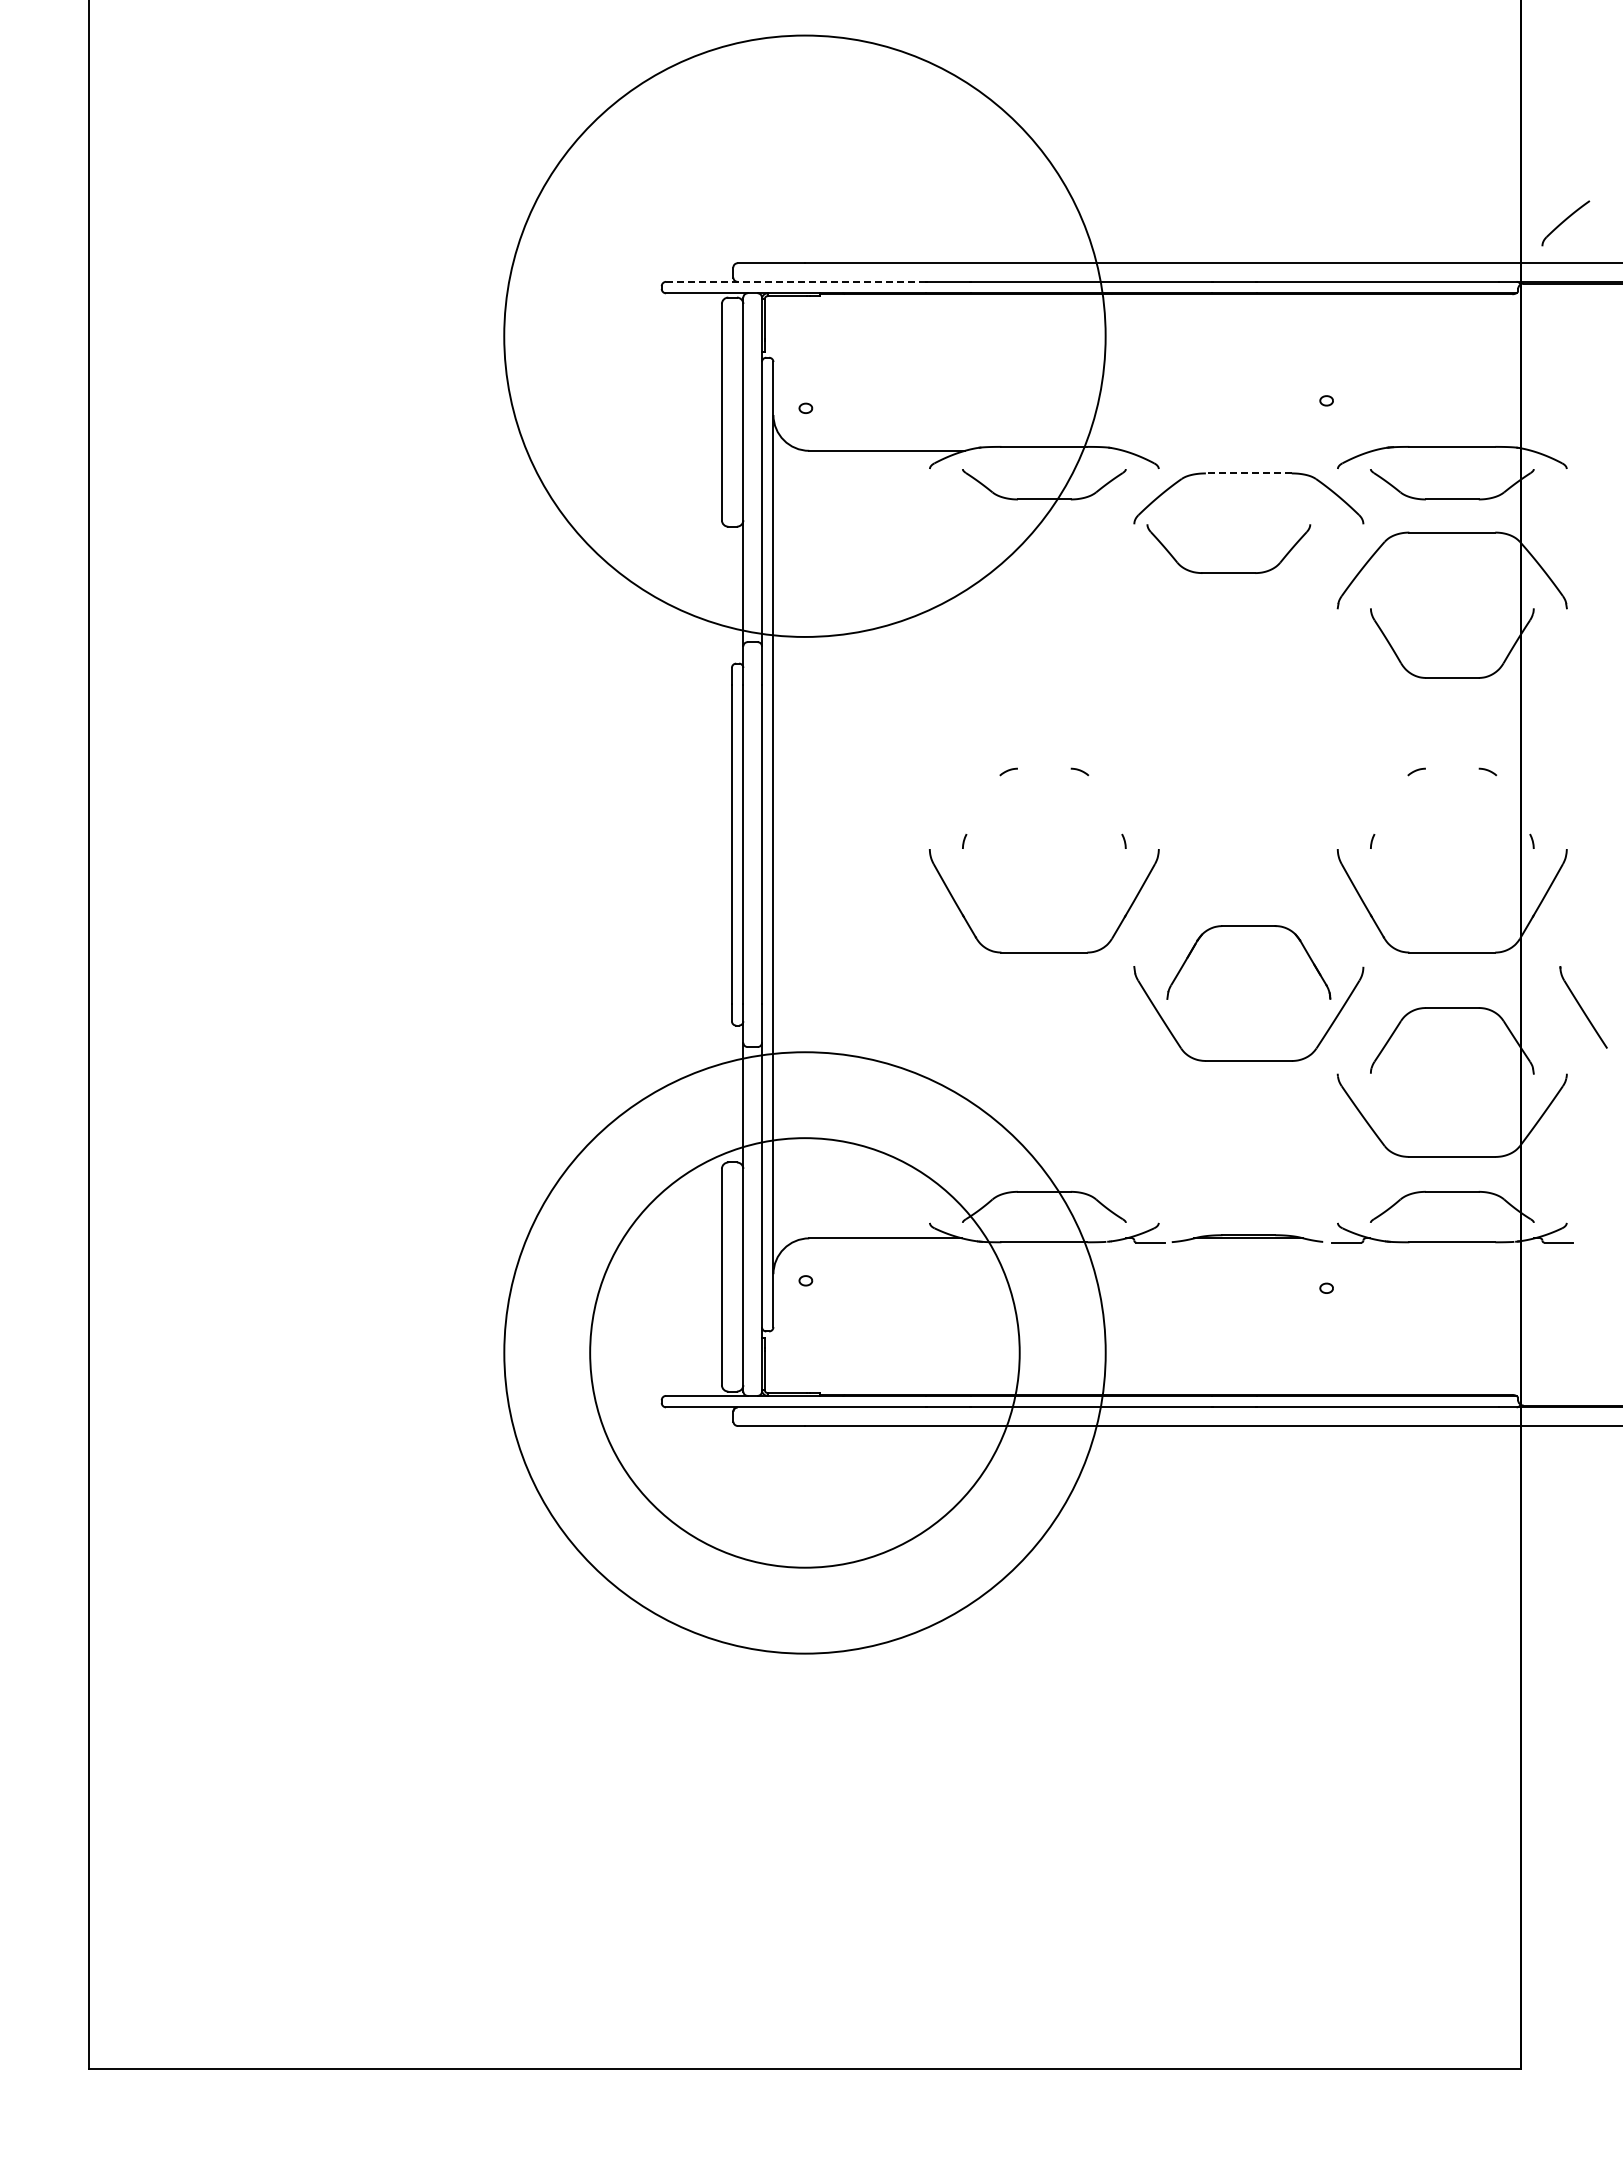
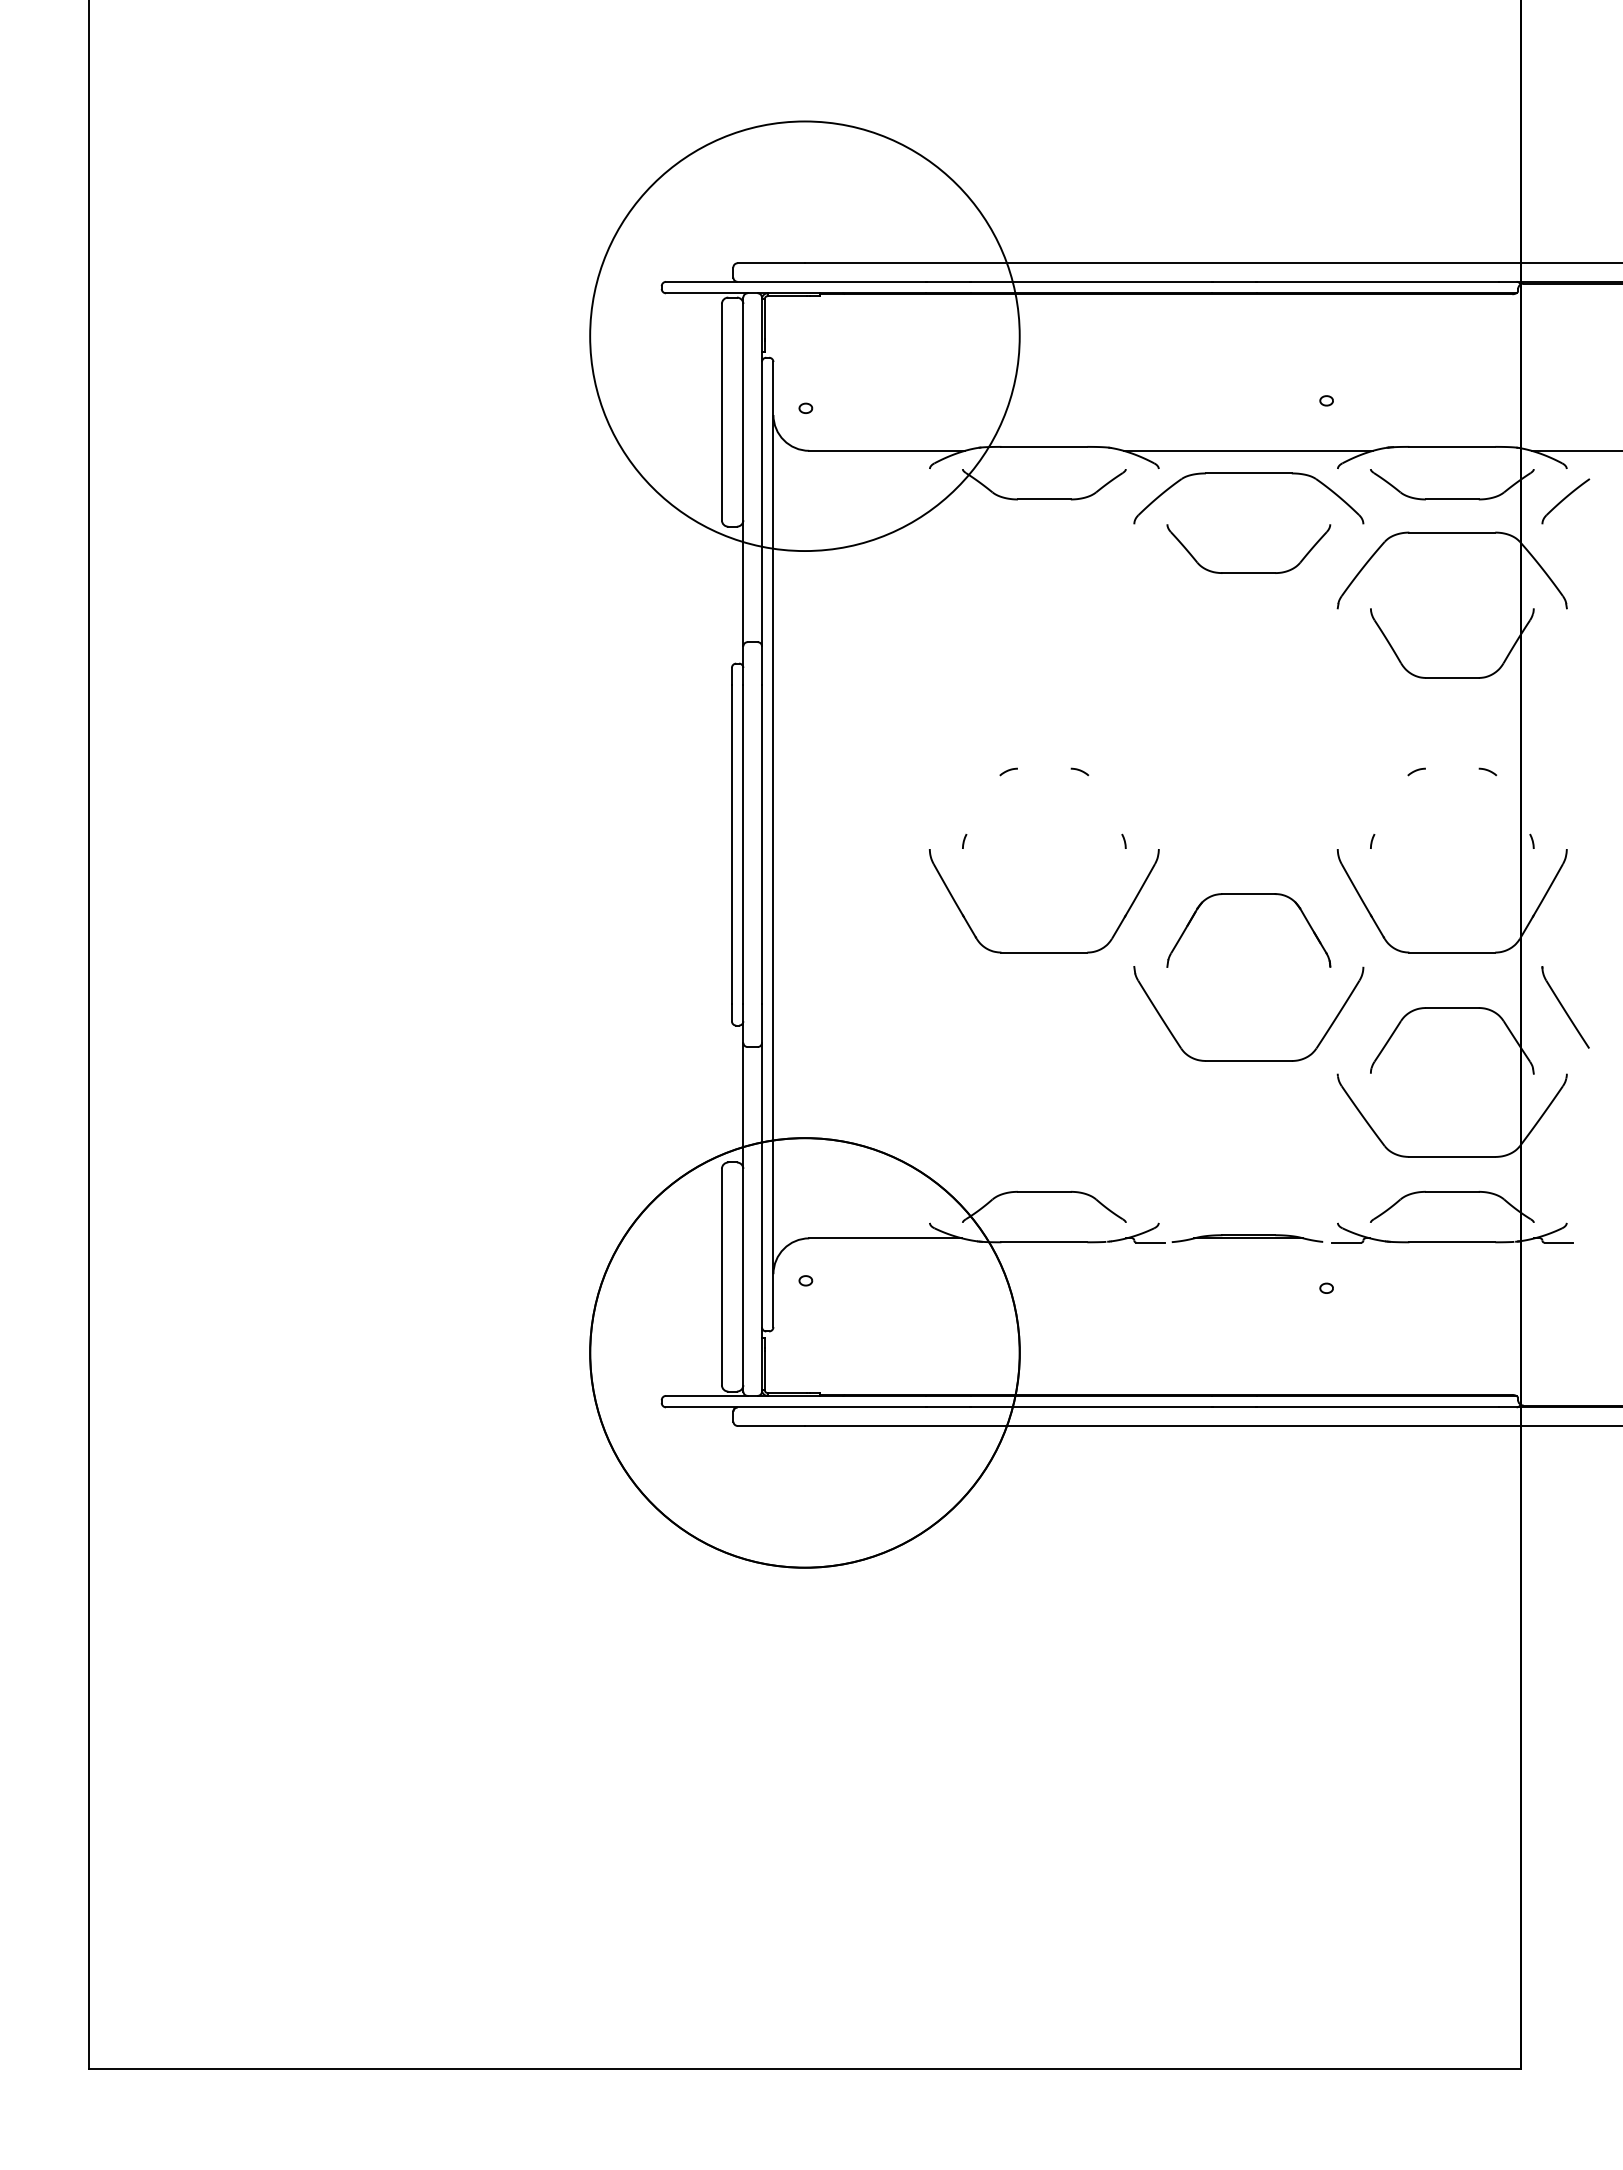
part position: (1565, 223) -> (1565, 501) (1565, 501)
line: dashed -> solid (795, 281)
circle diameter: 601 px -> 430 px (804, 336)
line: none -> present (1248, 450)
line: none -> present (1575, 450)
line: dashed -> solid (1248, 473)
part position: (1228, 572) -> (1248, 572) (1248, 572)
part position: (1248, 926) -> (1248, 894) (1248, 894)
part position: (1583, 1007) -> (1565, 1007) (1565, 1007)
circle diameter: 601 px -> 430 px (804, 1352)
